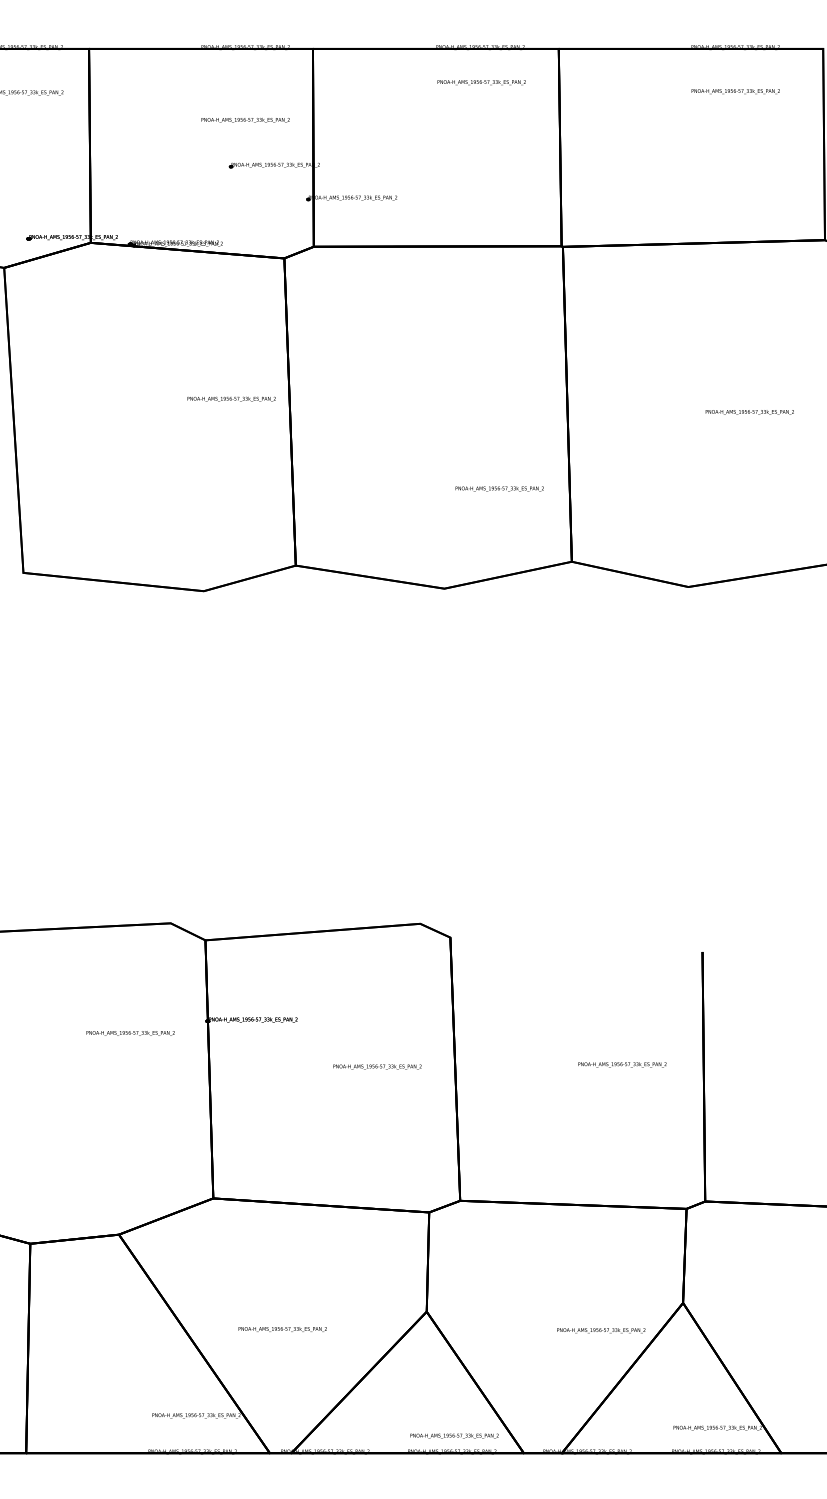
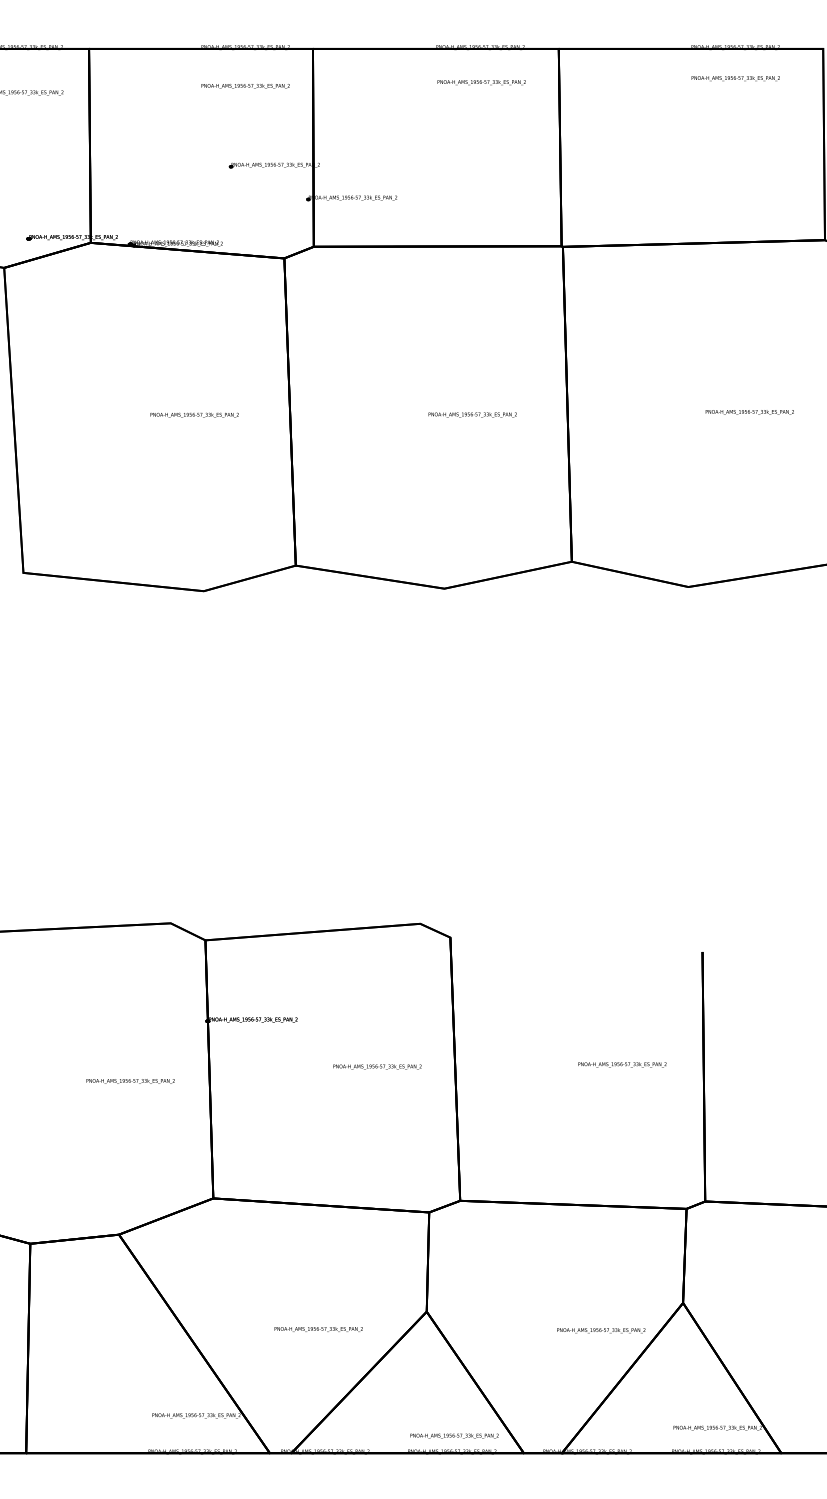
text position: (735, 91) -> (735, 78) (735, 78)
text position: (245, 120) -> (245, 86) (245, 86)
text position: (231, 398) -> (194, 414) (194, 414)
text position: (499, 488) -> (472, 414) (472, 414)
text position: (130, 1033) -> (130, 1081) (130, 1081)
text position: (282, 1329) -> (318, 1329) (318, 1329)
